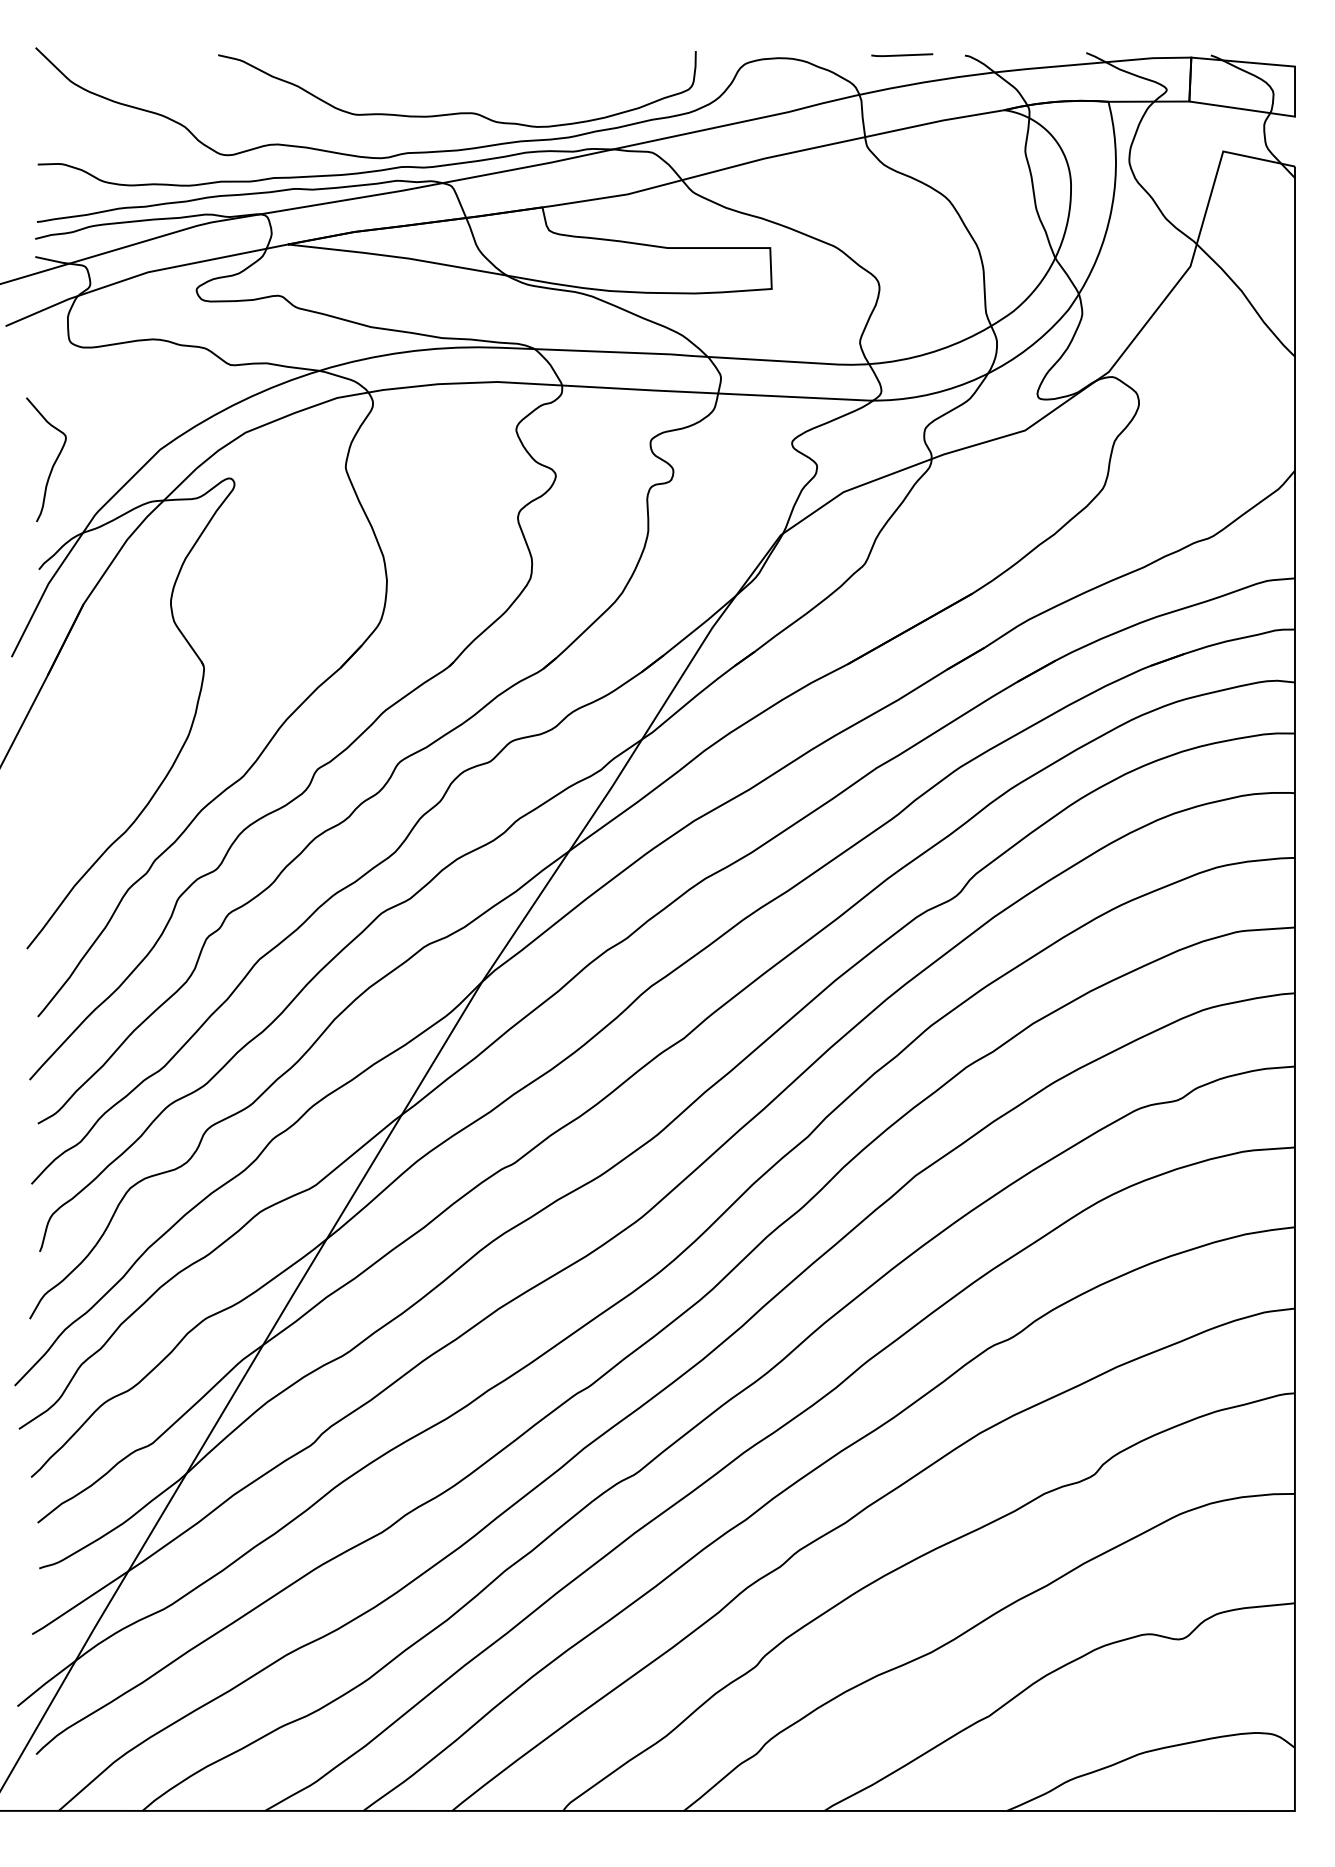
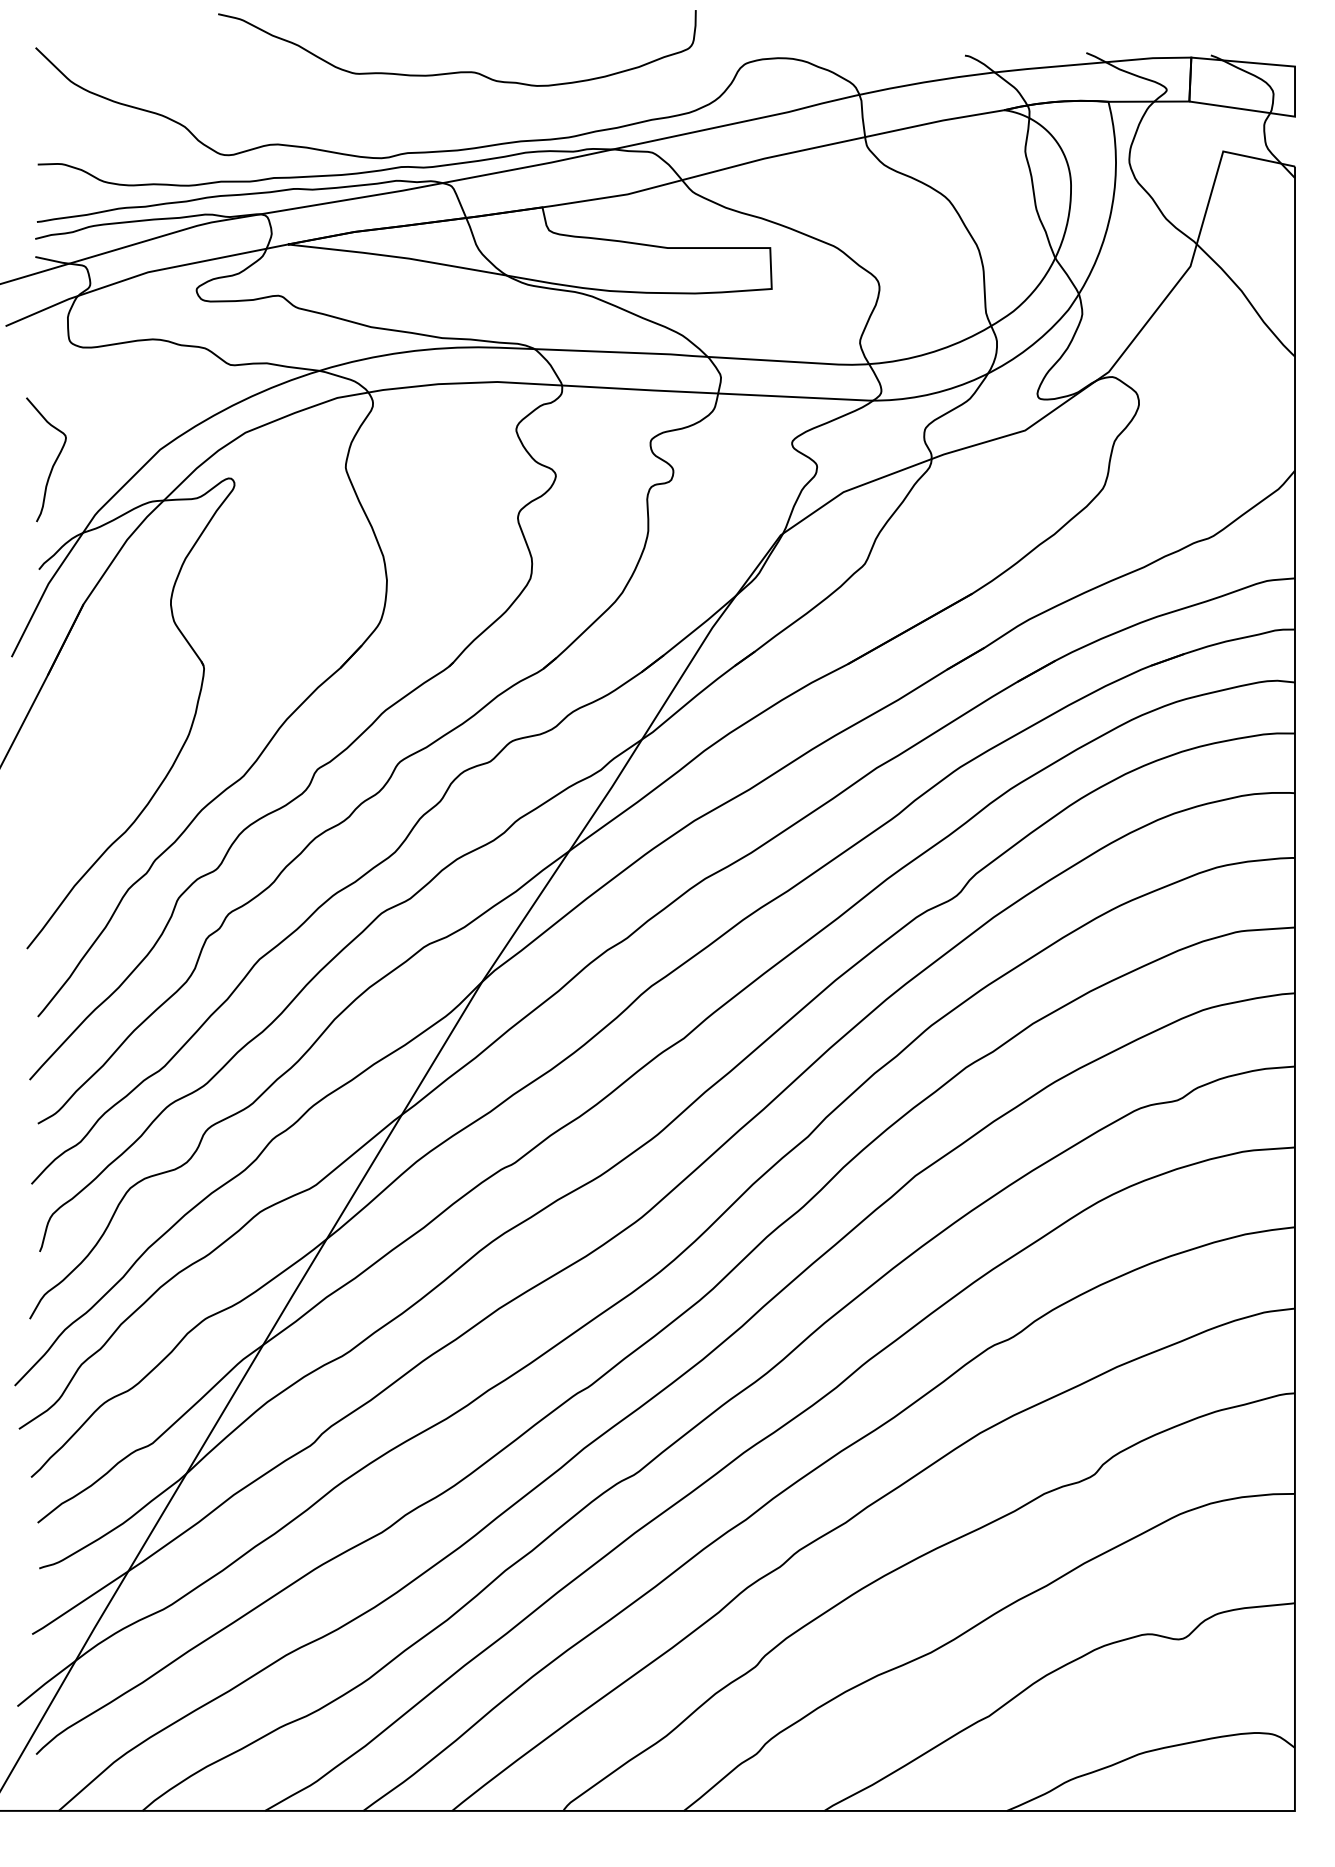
line: present -> none (902, 54)
curve position: (457, 112) -> (457, 71) (457, 71)
